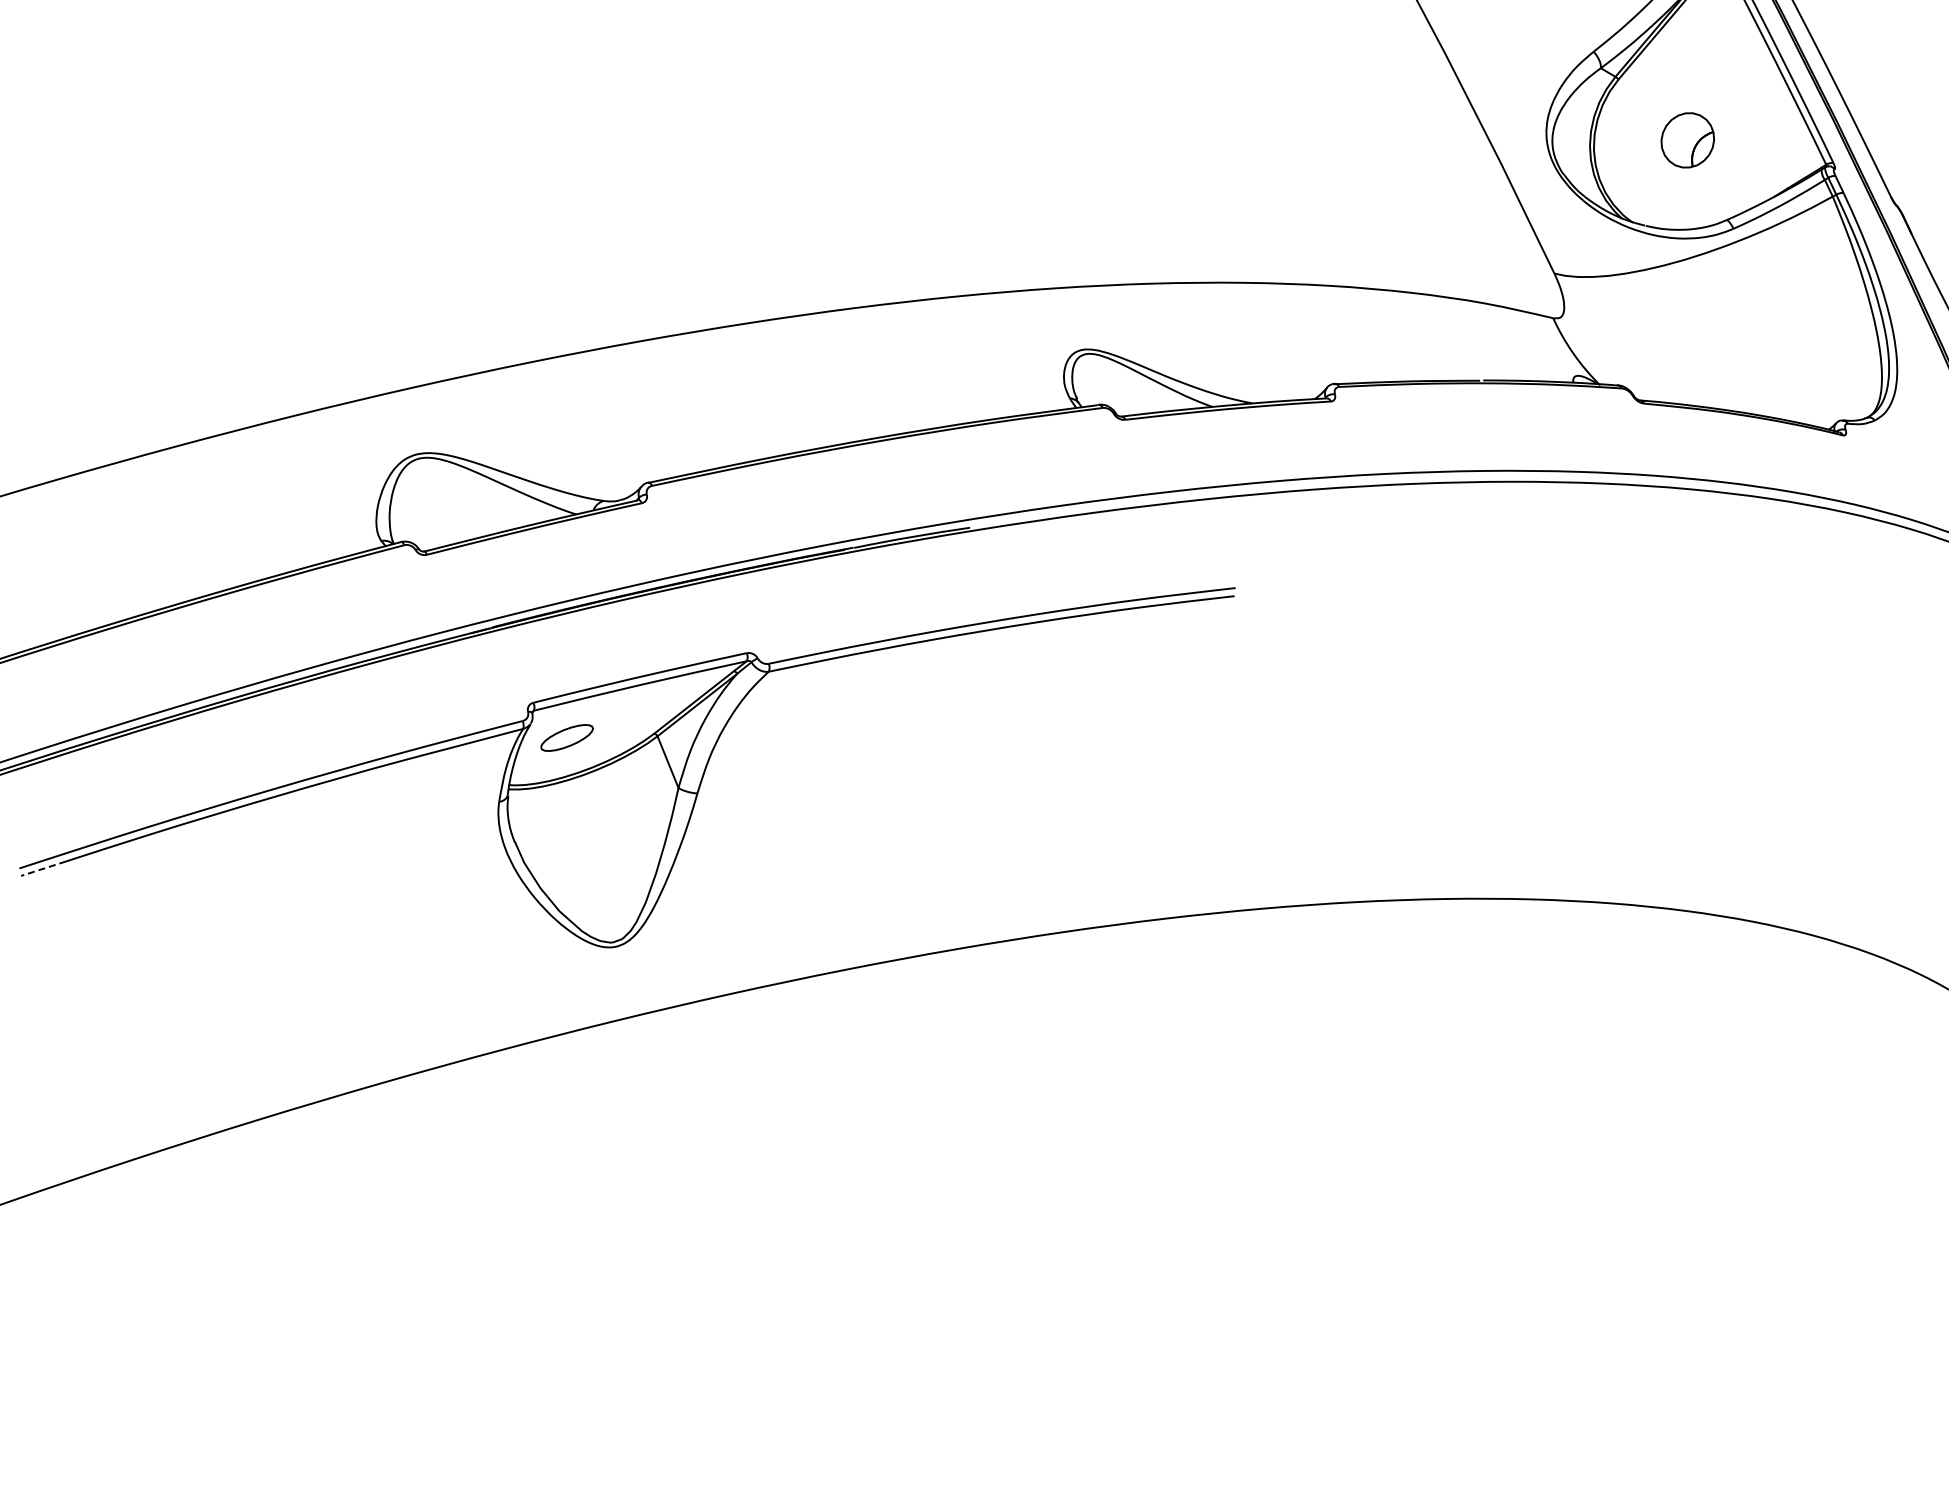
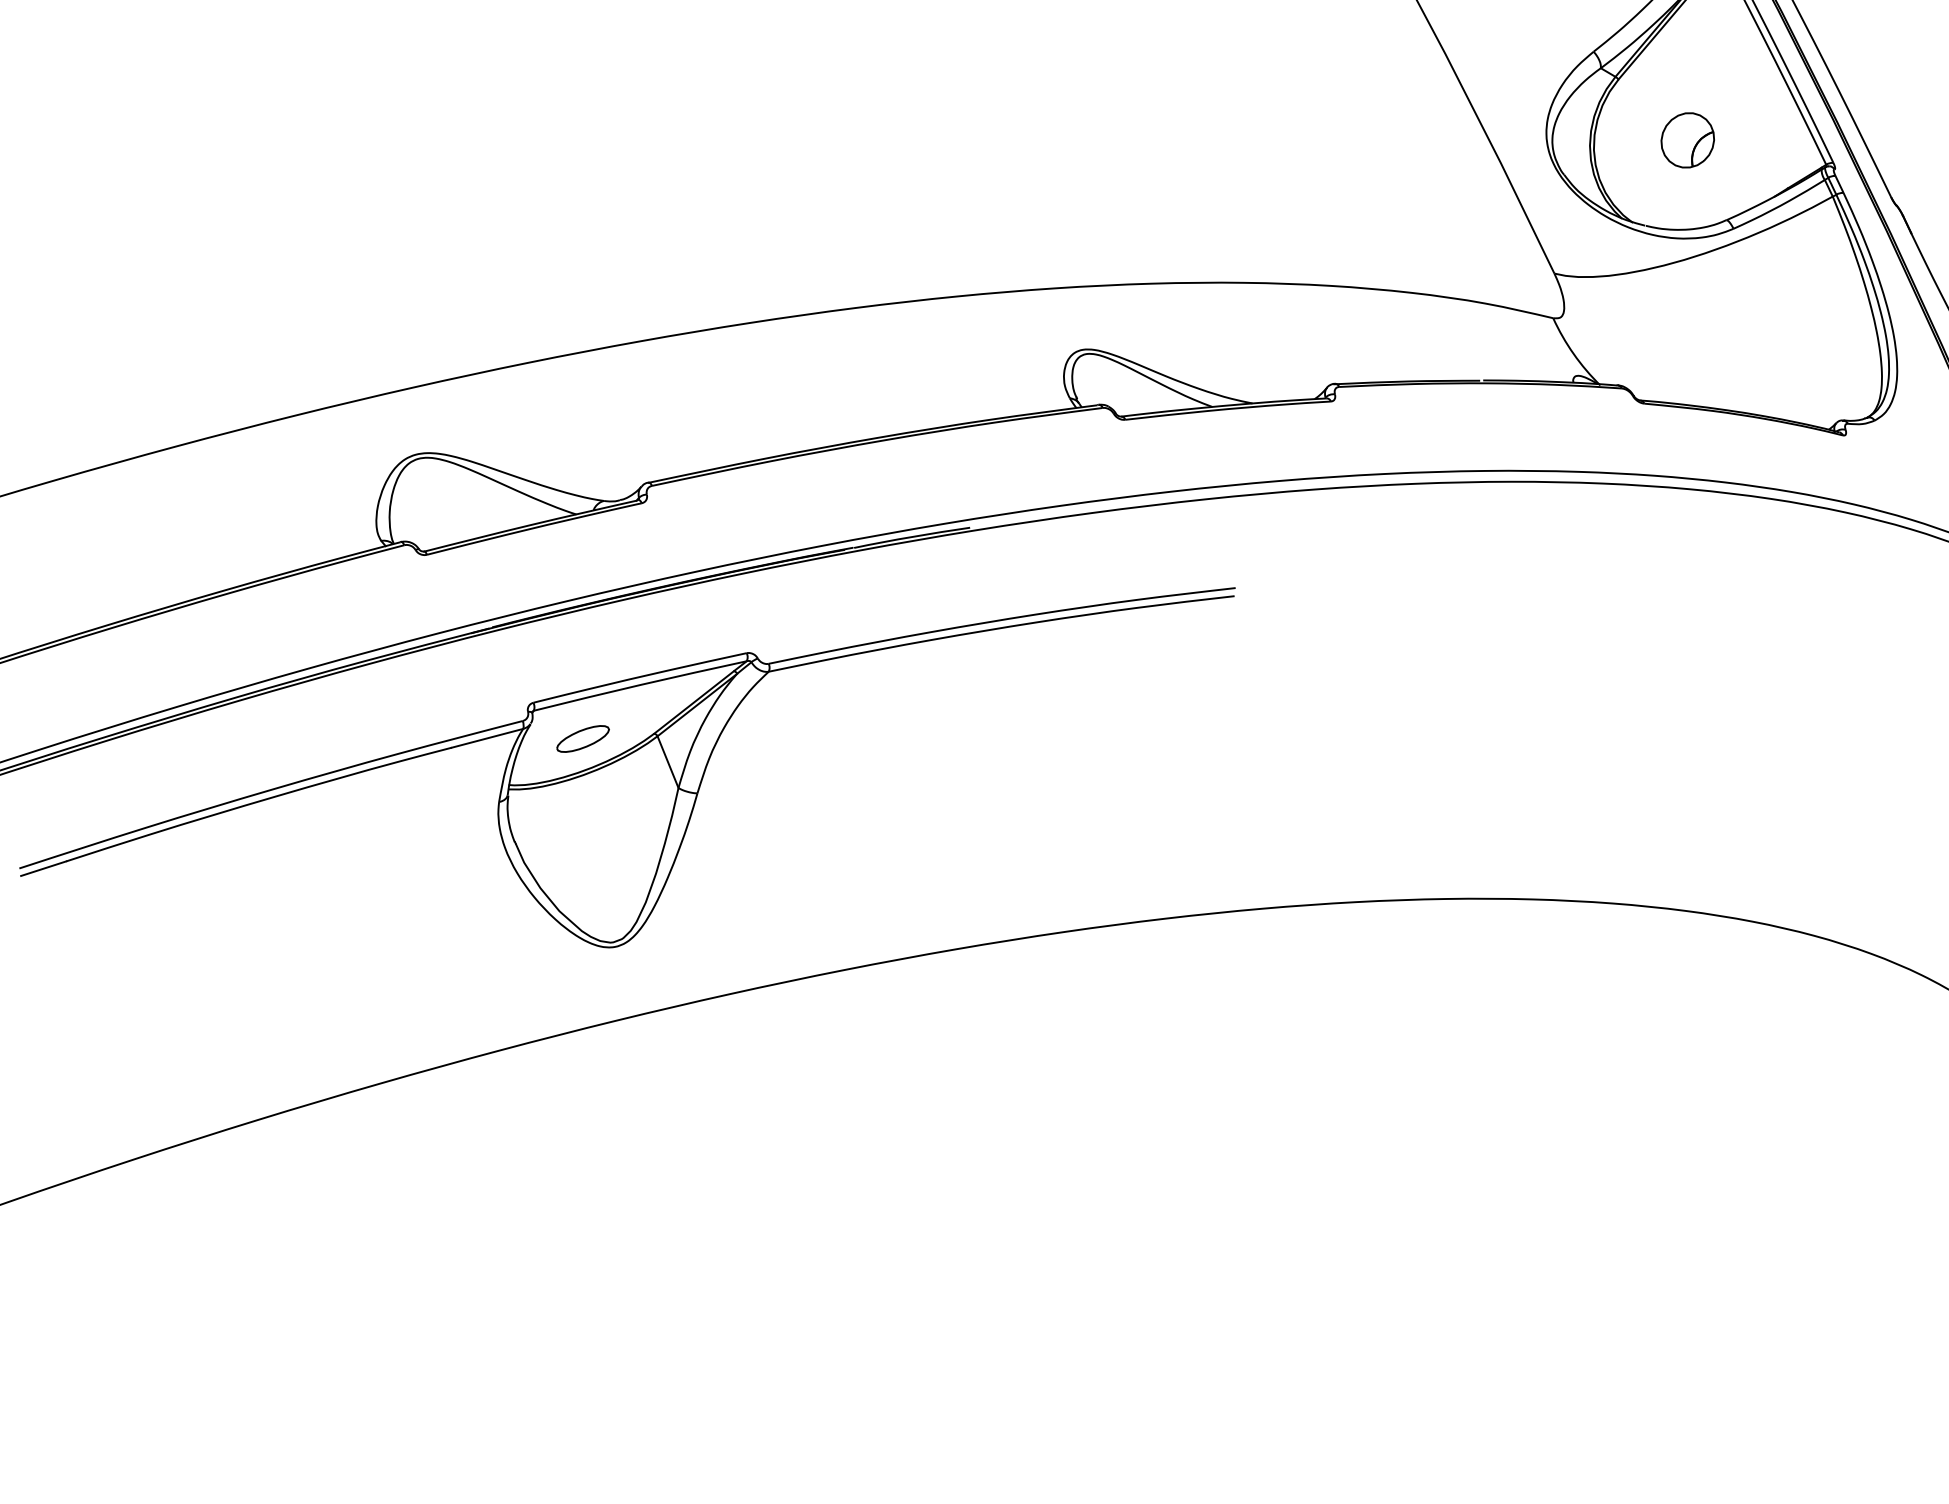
part position: (566, 737) -> (582, 738) (582, 738)
line: dashed -> solid (43, 868)
